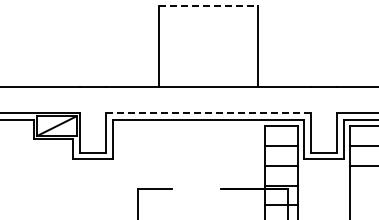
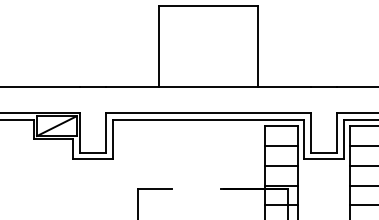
line: dashed -> solid (208, 6)
line: dashed -> solid (209, 113)
line: none -> present (362, 185)
line: none -> present (362, 205)
